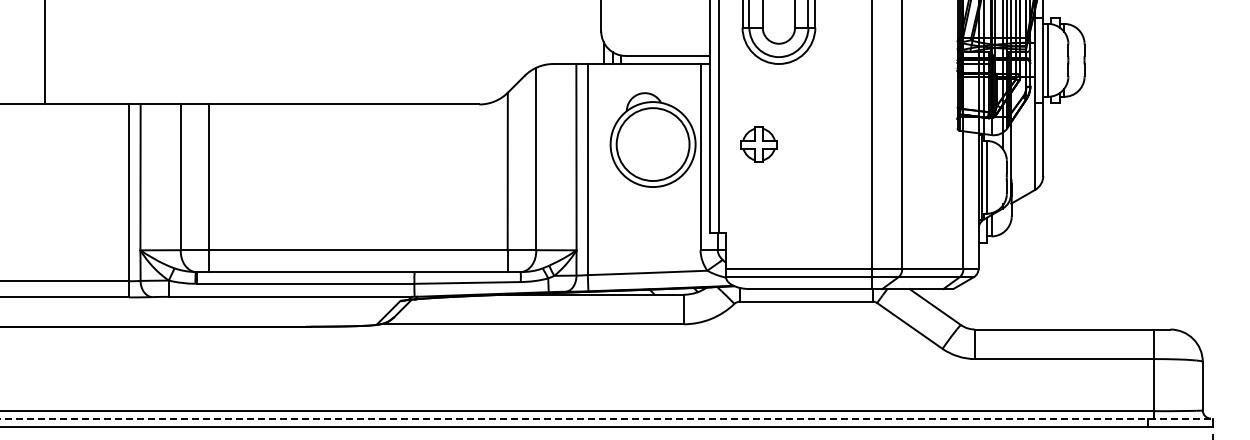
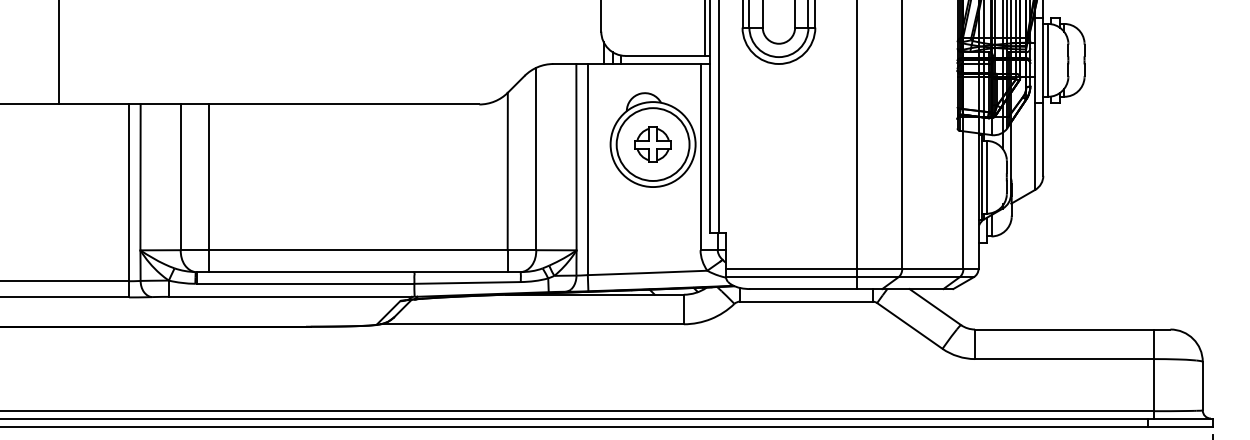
line: none -> present (704, 28)
line position: (45, 53) -> (59, 53) (59, 53)
part position: (758, 144) -> (652, 144) (652, 144)
line position: (872, 145) -> (857, 145) (857, 145)
line: dashed -> solid (606, 418)
